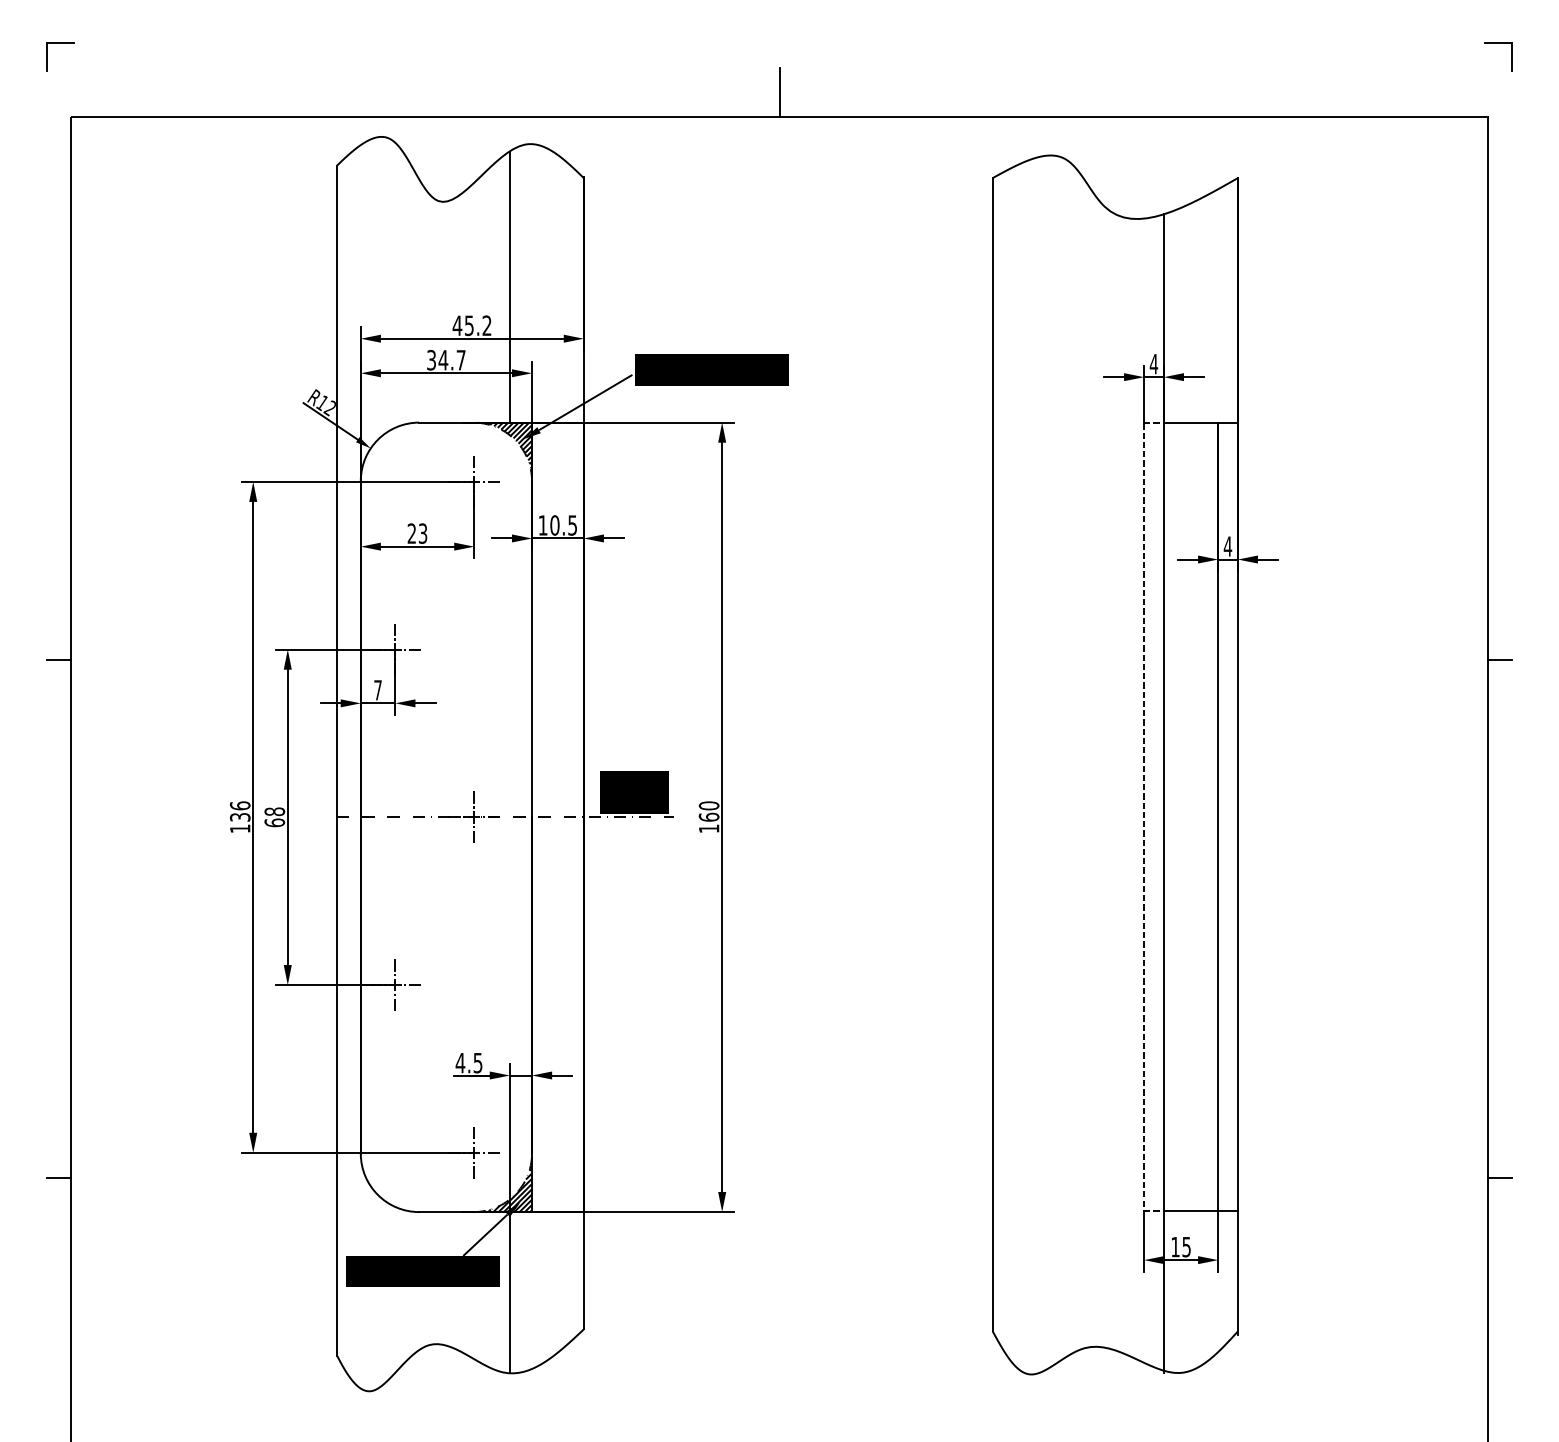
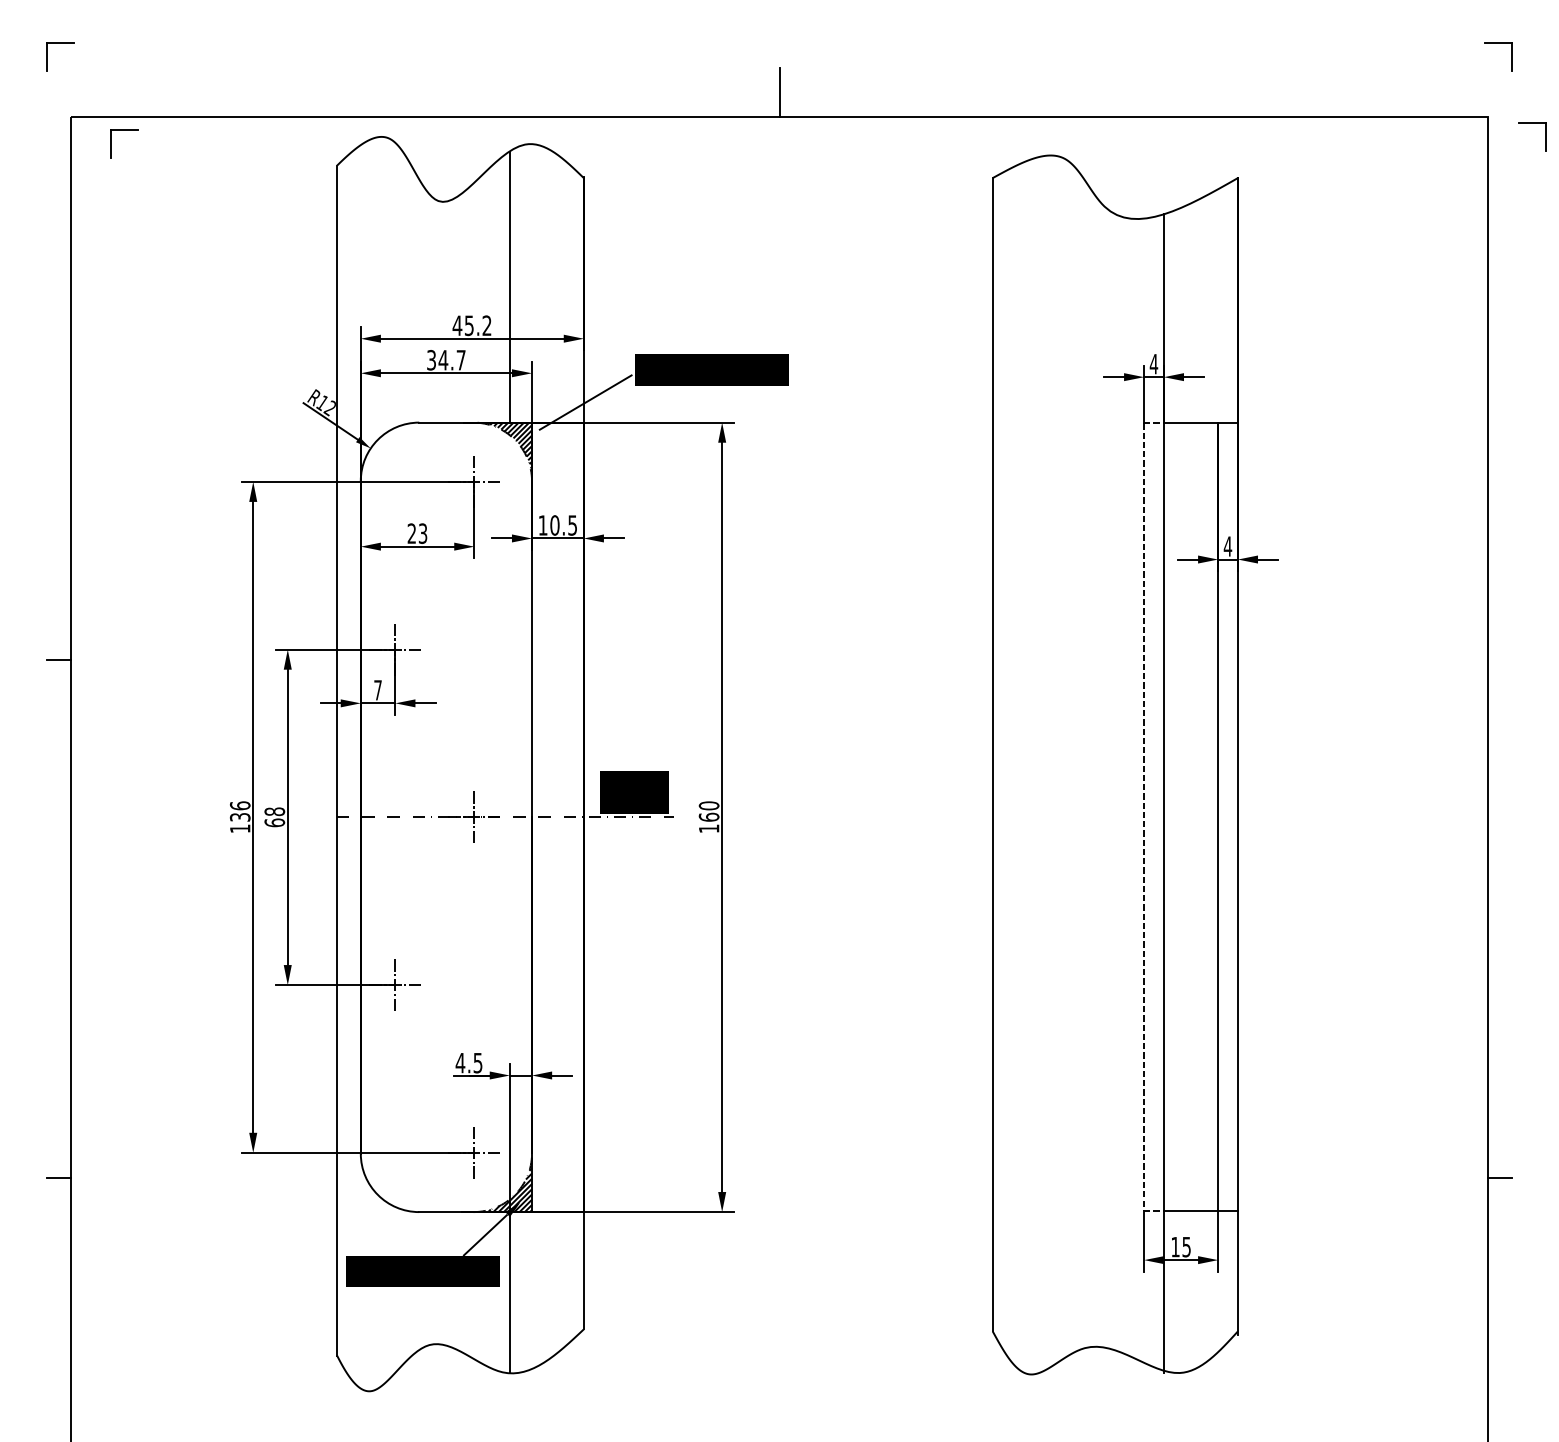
part: none -> present (1532, 123)
part: none -> present (124, 130)
fill: present -> none (532, 433)
line: present -> none (1499, 660)
